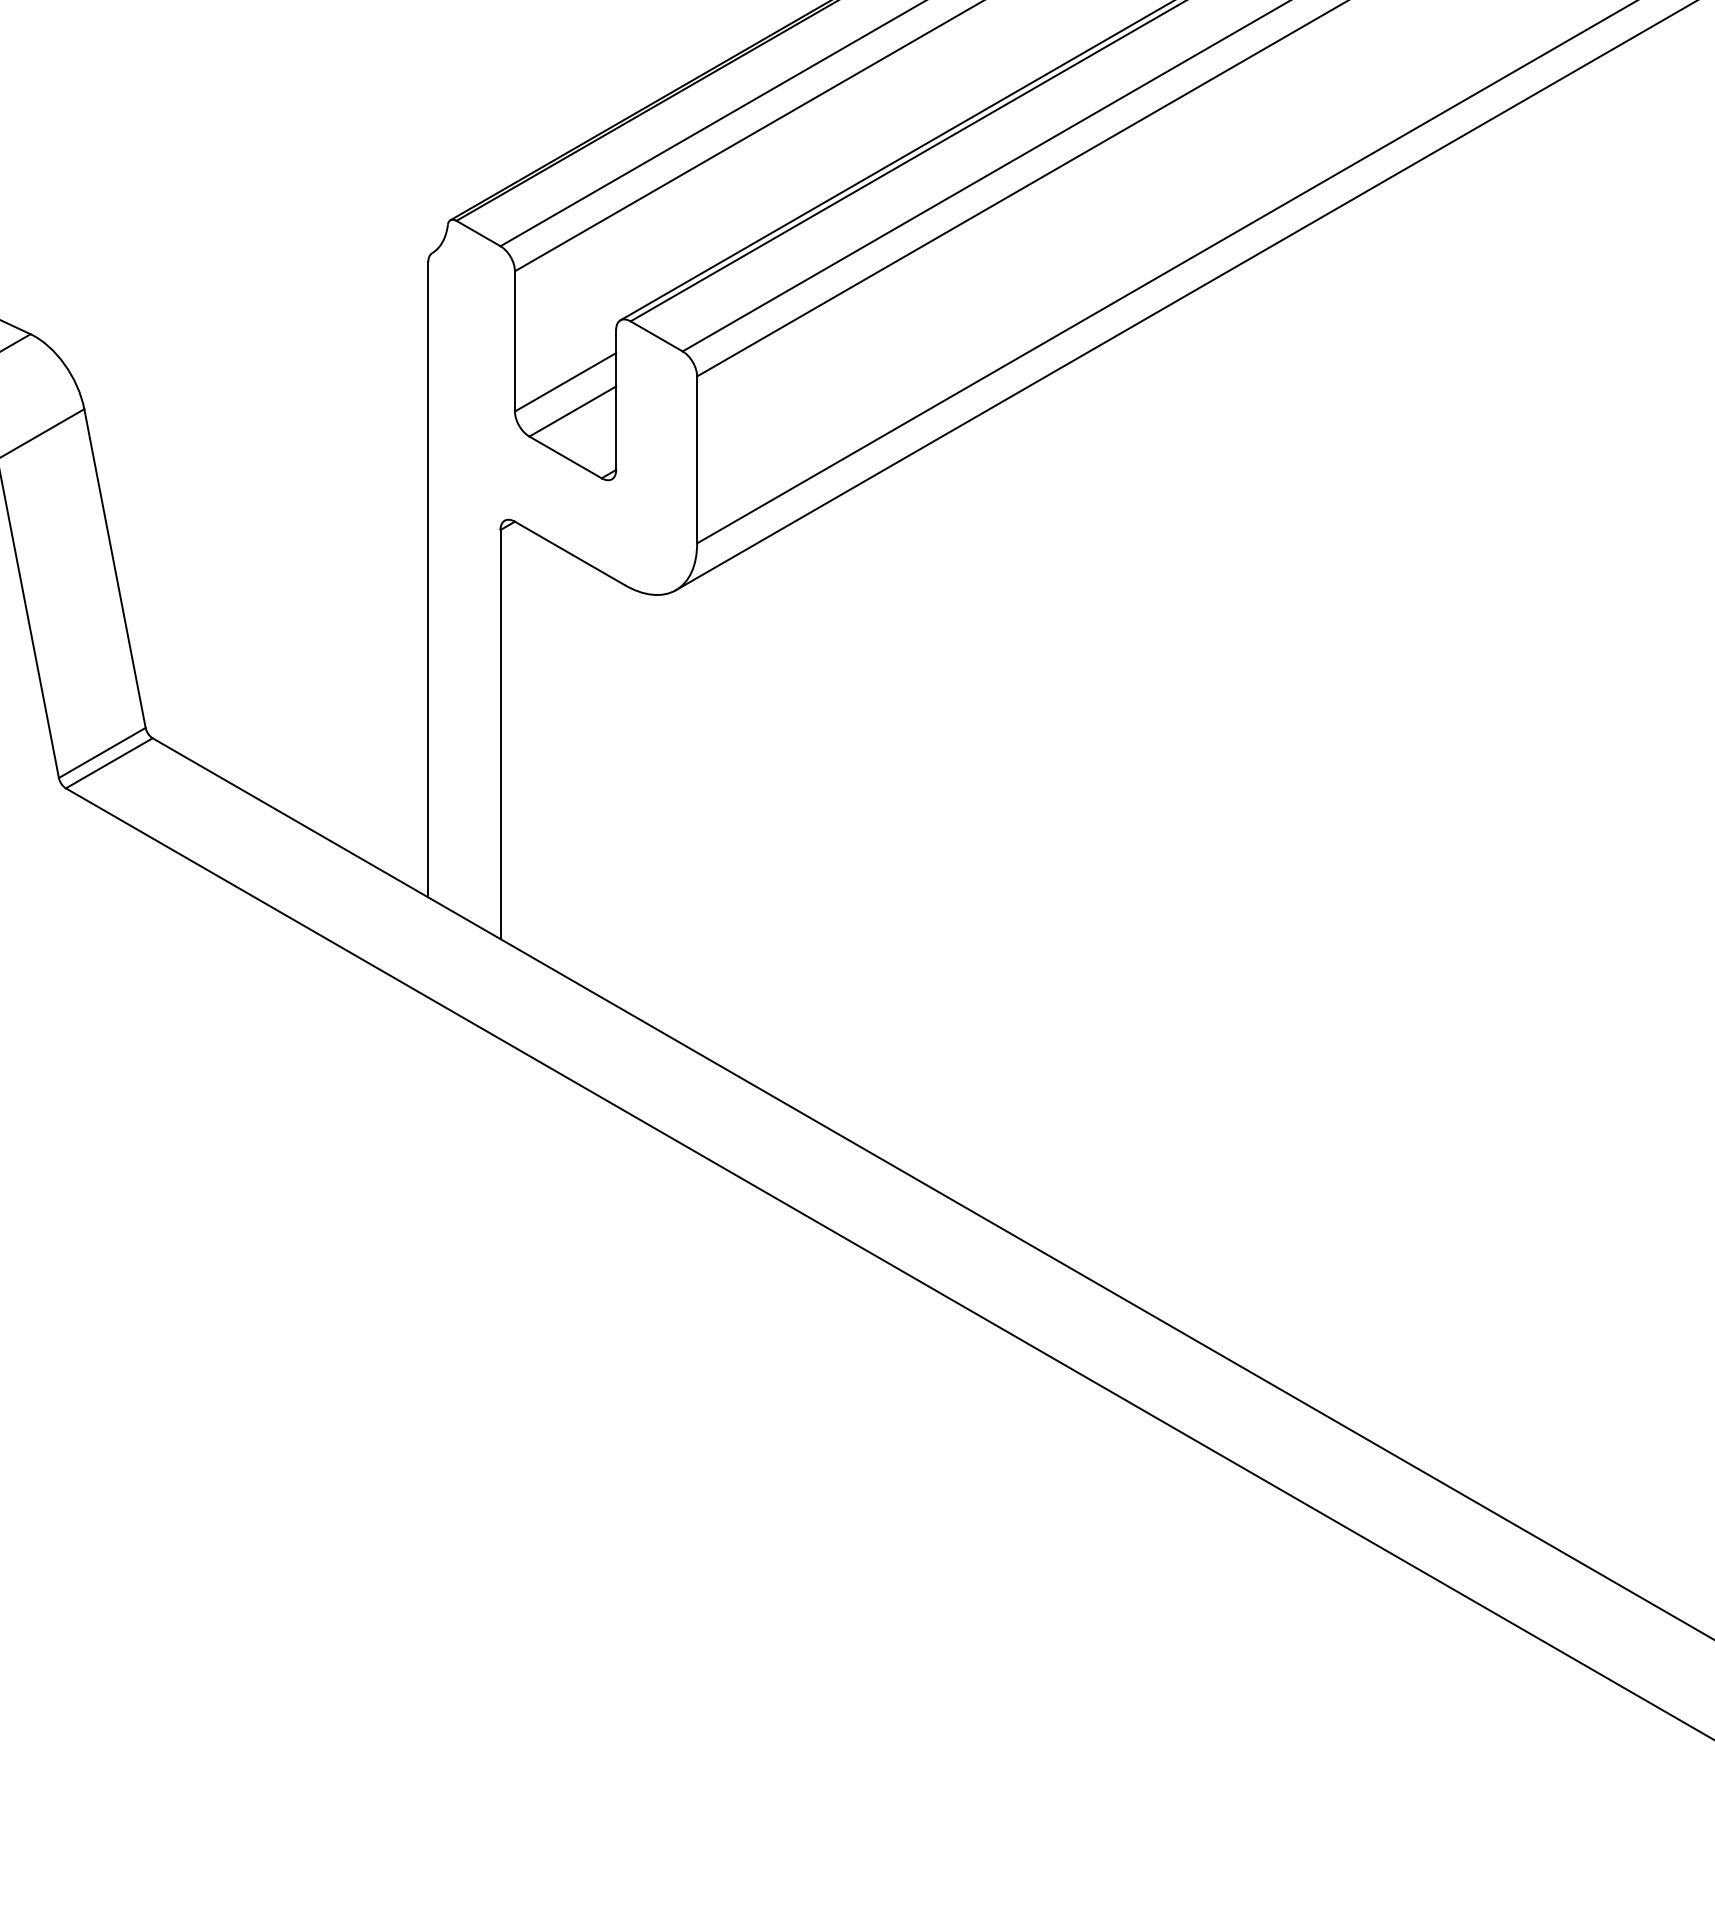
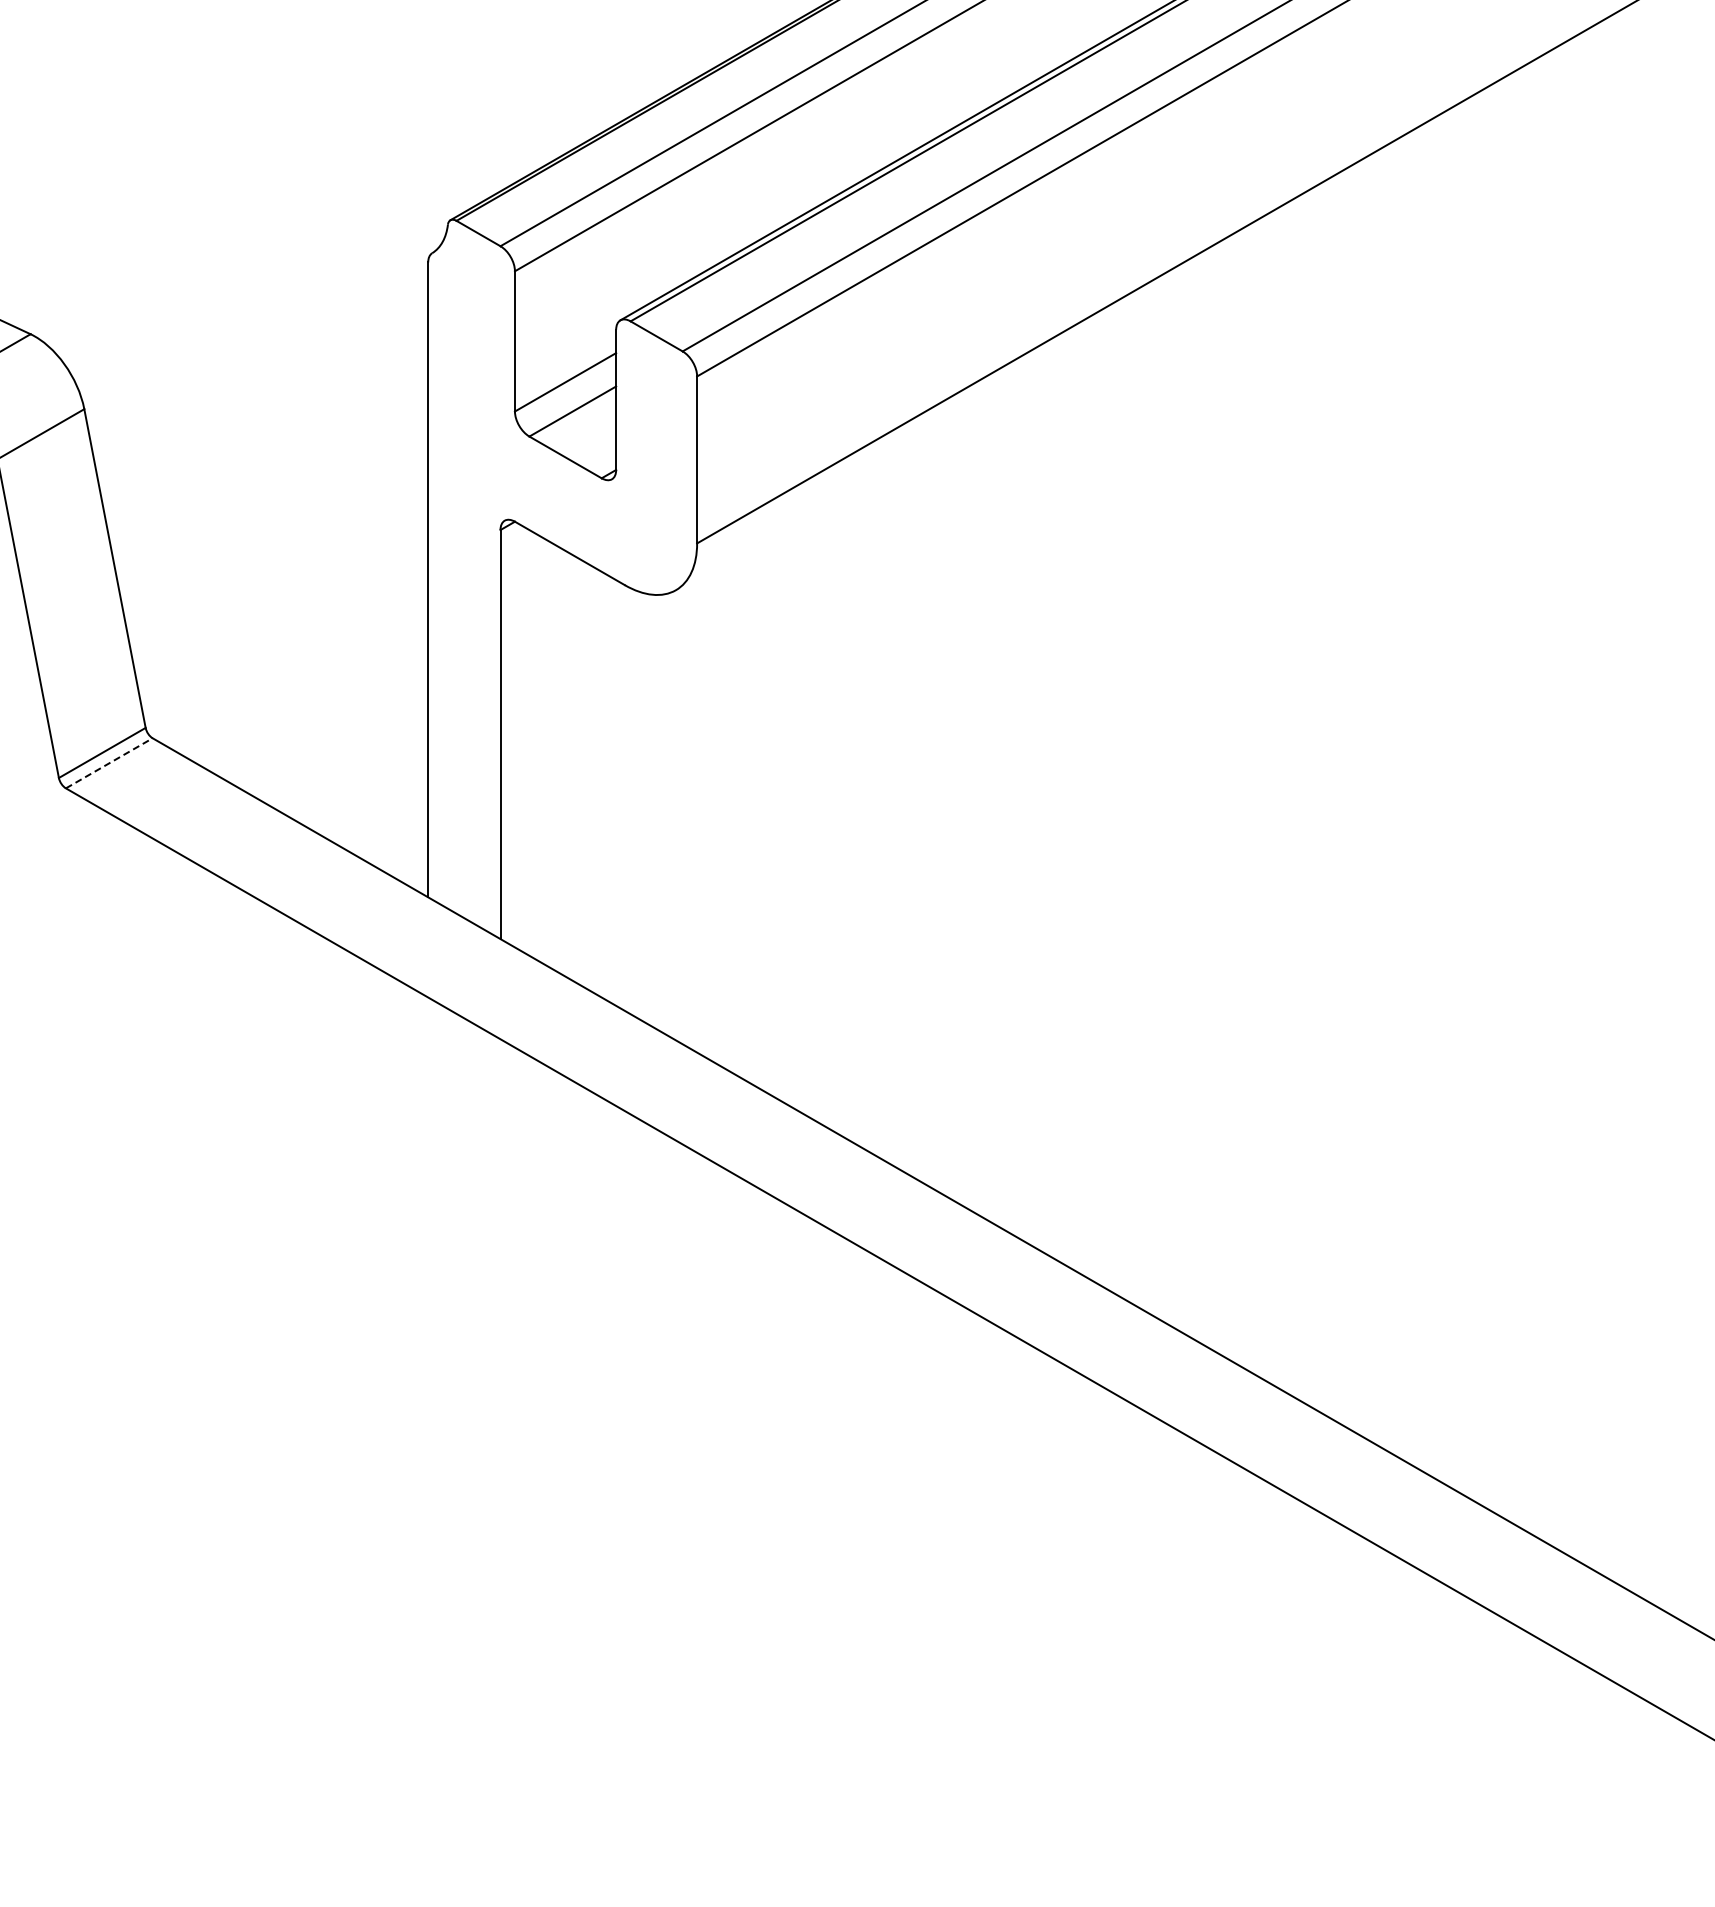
line: present -> none (1184, 296)
line: solid -> dashed (109, 763)
